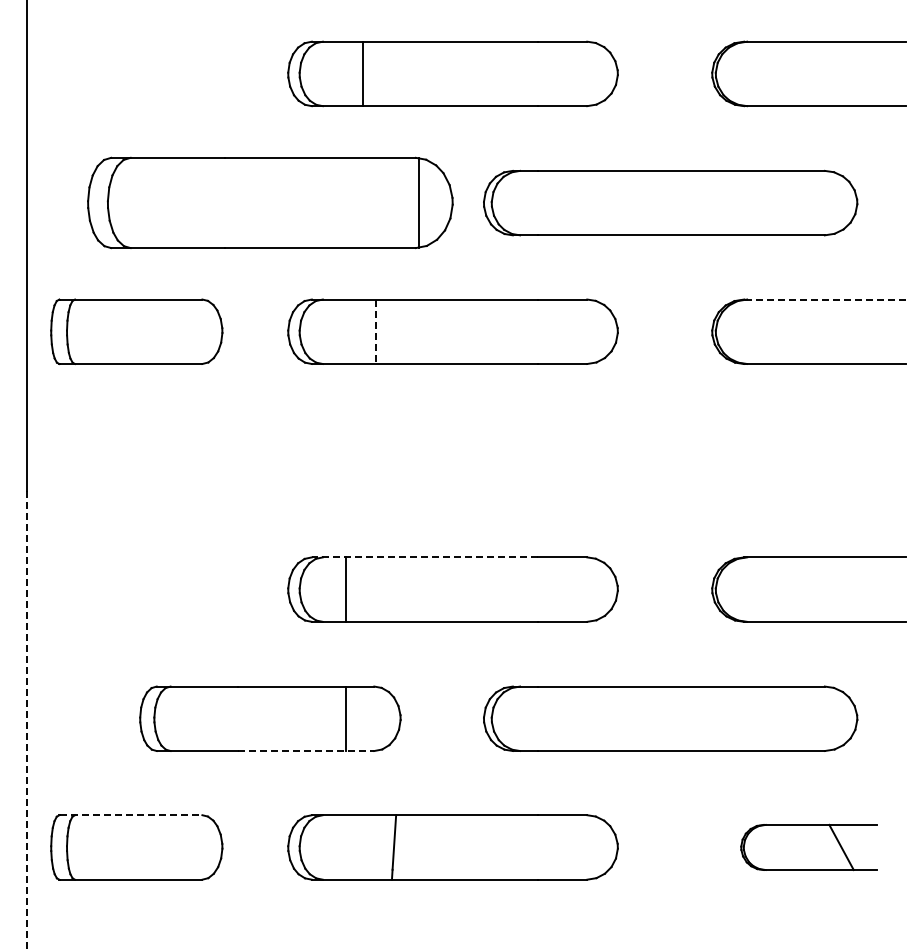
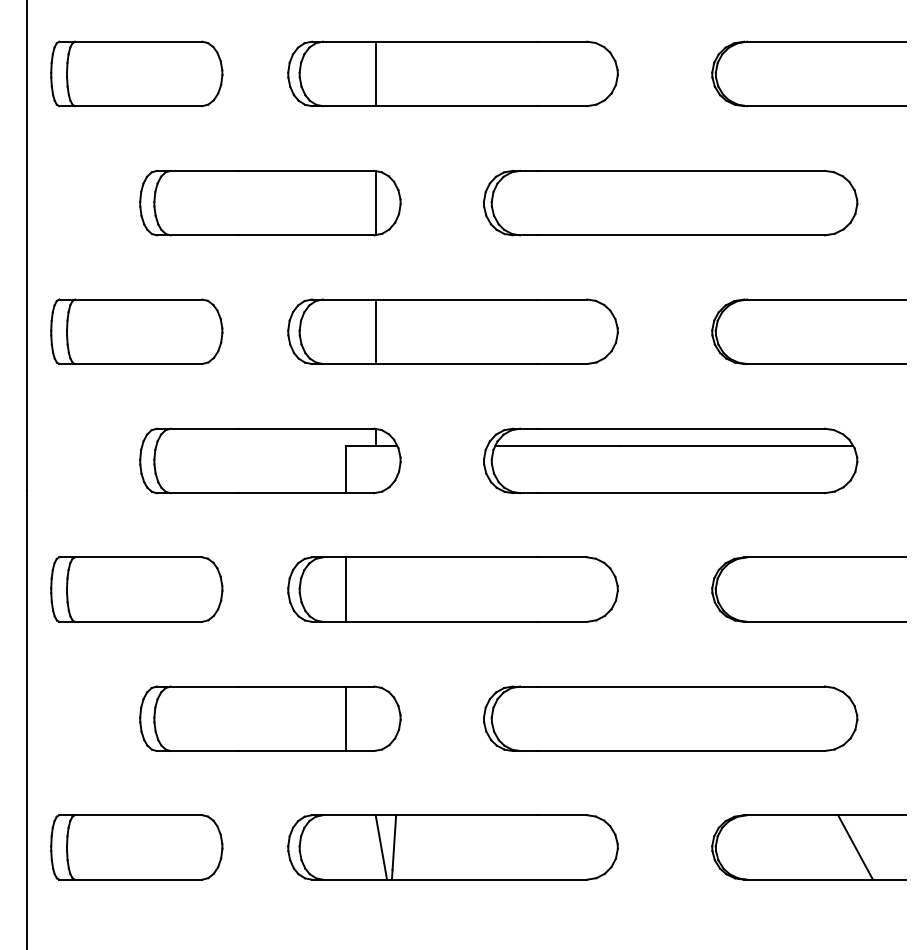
part: none -> present (136, 73)
line position: (363, 73) -> (376, 73) (376, 73)
part size: 367x94 px -> 263x67 px (270, 203)
line: dashed -> solid (824, 299)
line: dashed -> solid (376, 332)
part: none -> present (270, 460)
part: none -> present (670, 460)
line: dashed -> solid (424, 557)
part: none -> present (136, 589)
line: dashed -> solid (27, 720)
line: dashed -> solid (306, 751)
line: dashed -> solid (131, 815)
line: none -> present (381, 847)
part size: 138x49 px -> 196x67 px (808, 847)
